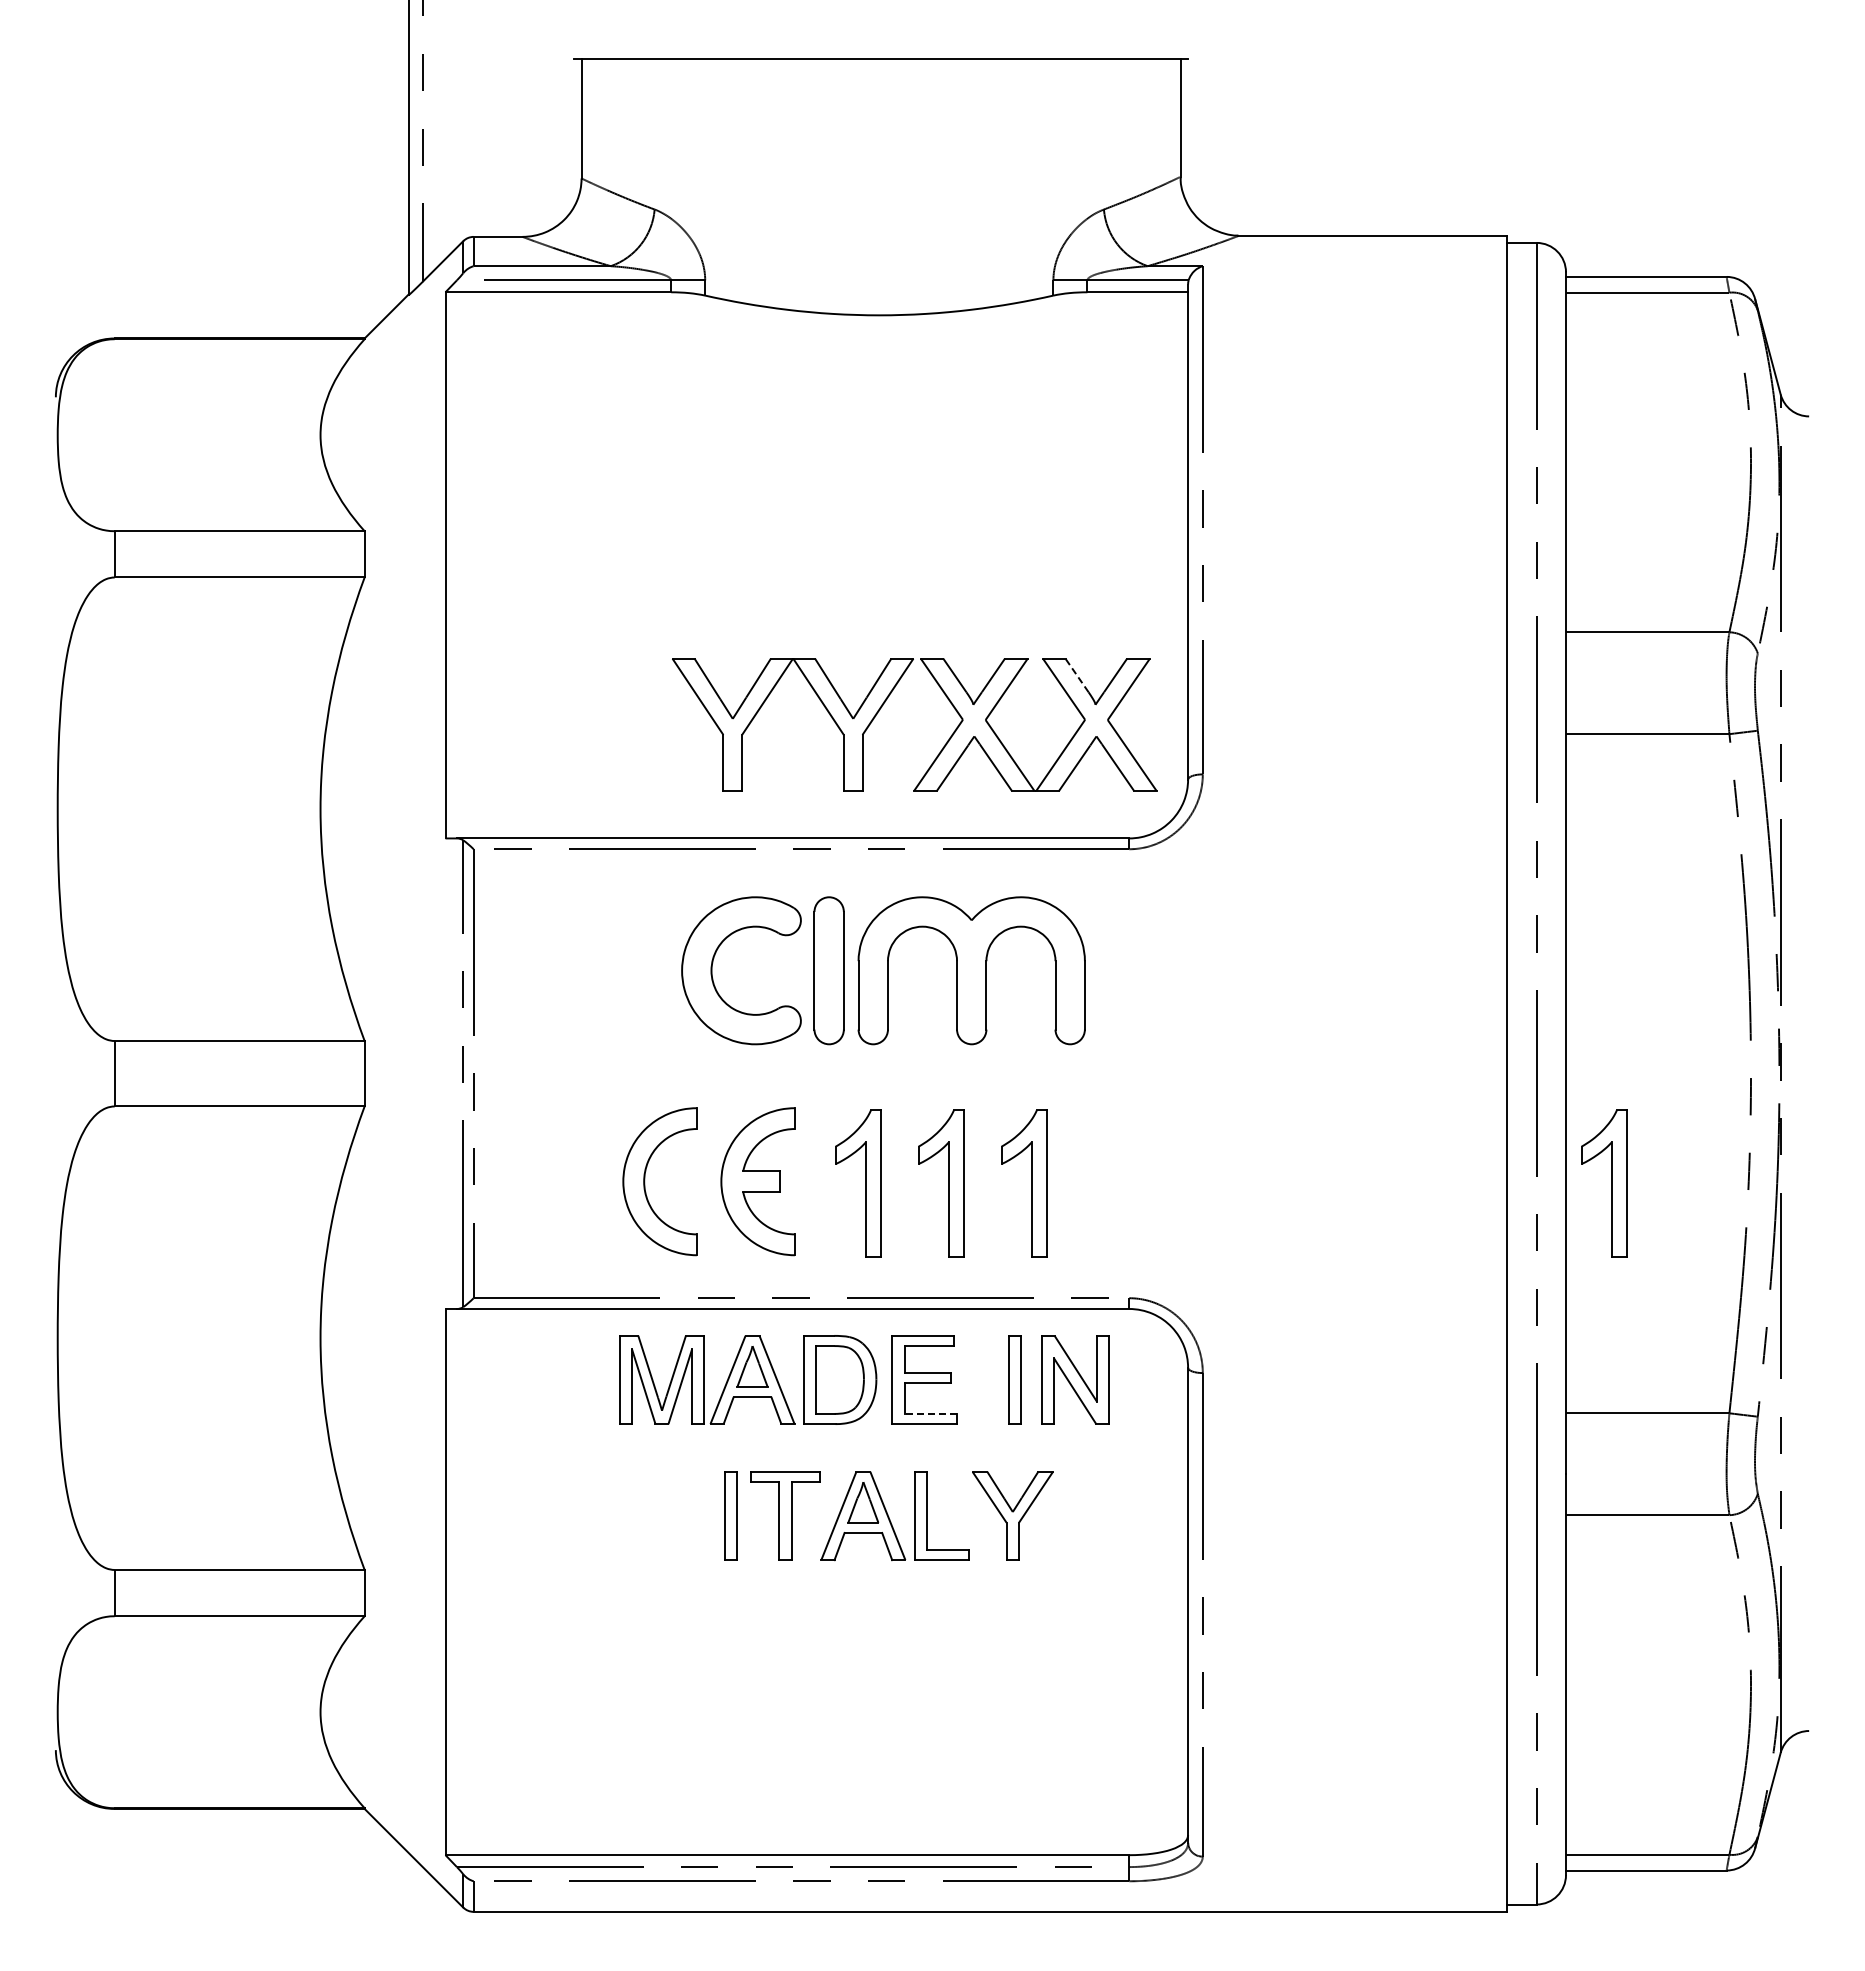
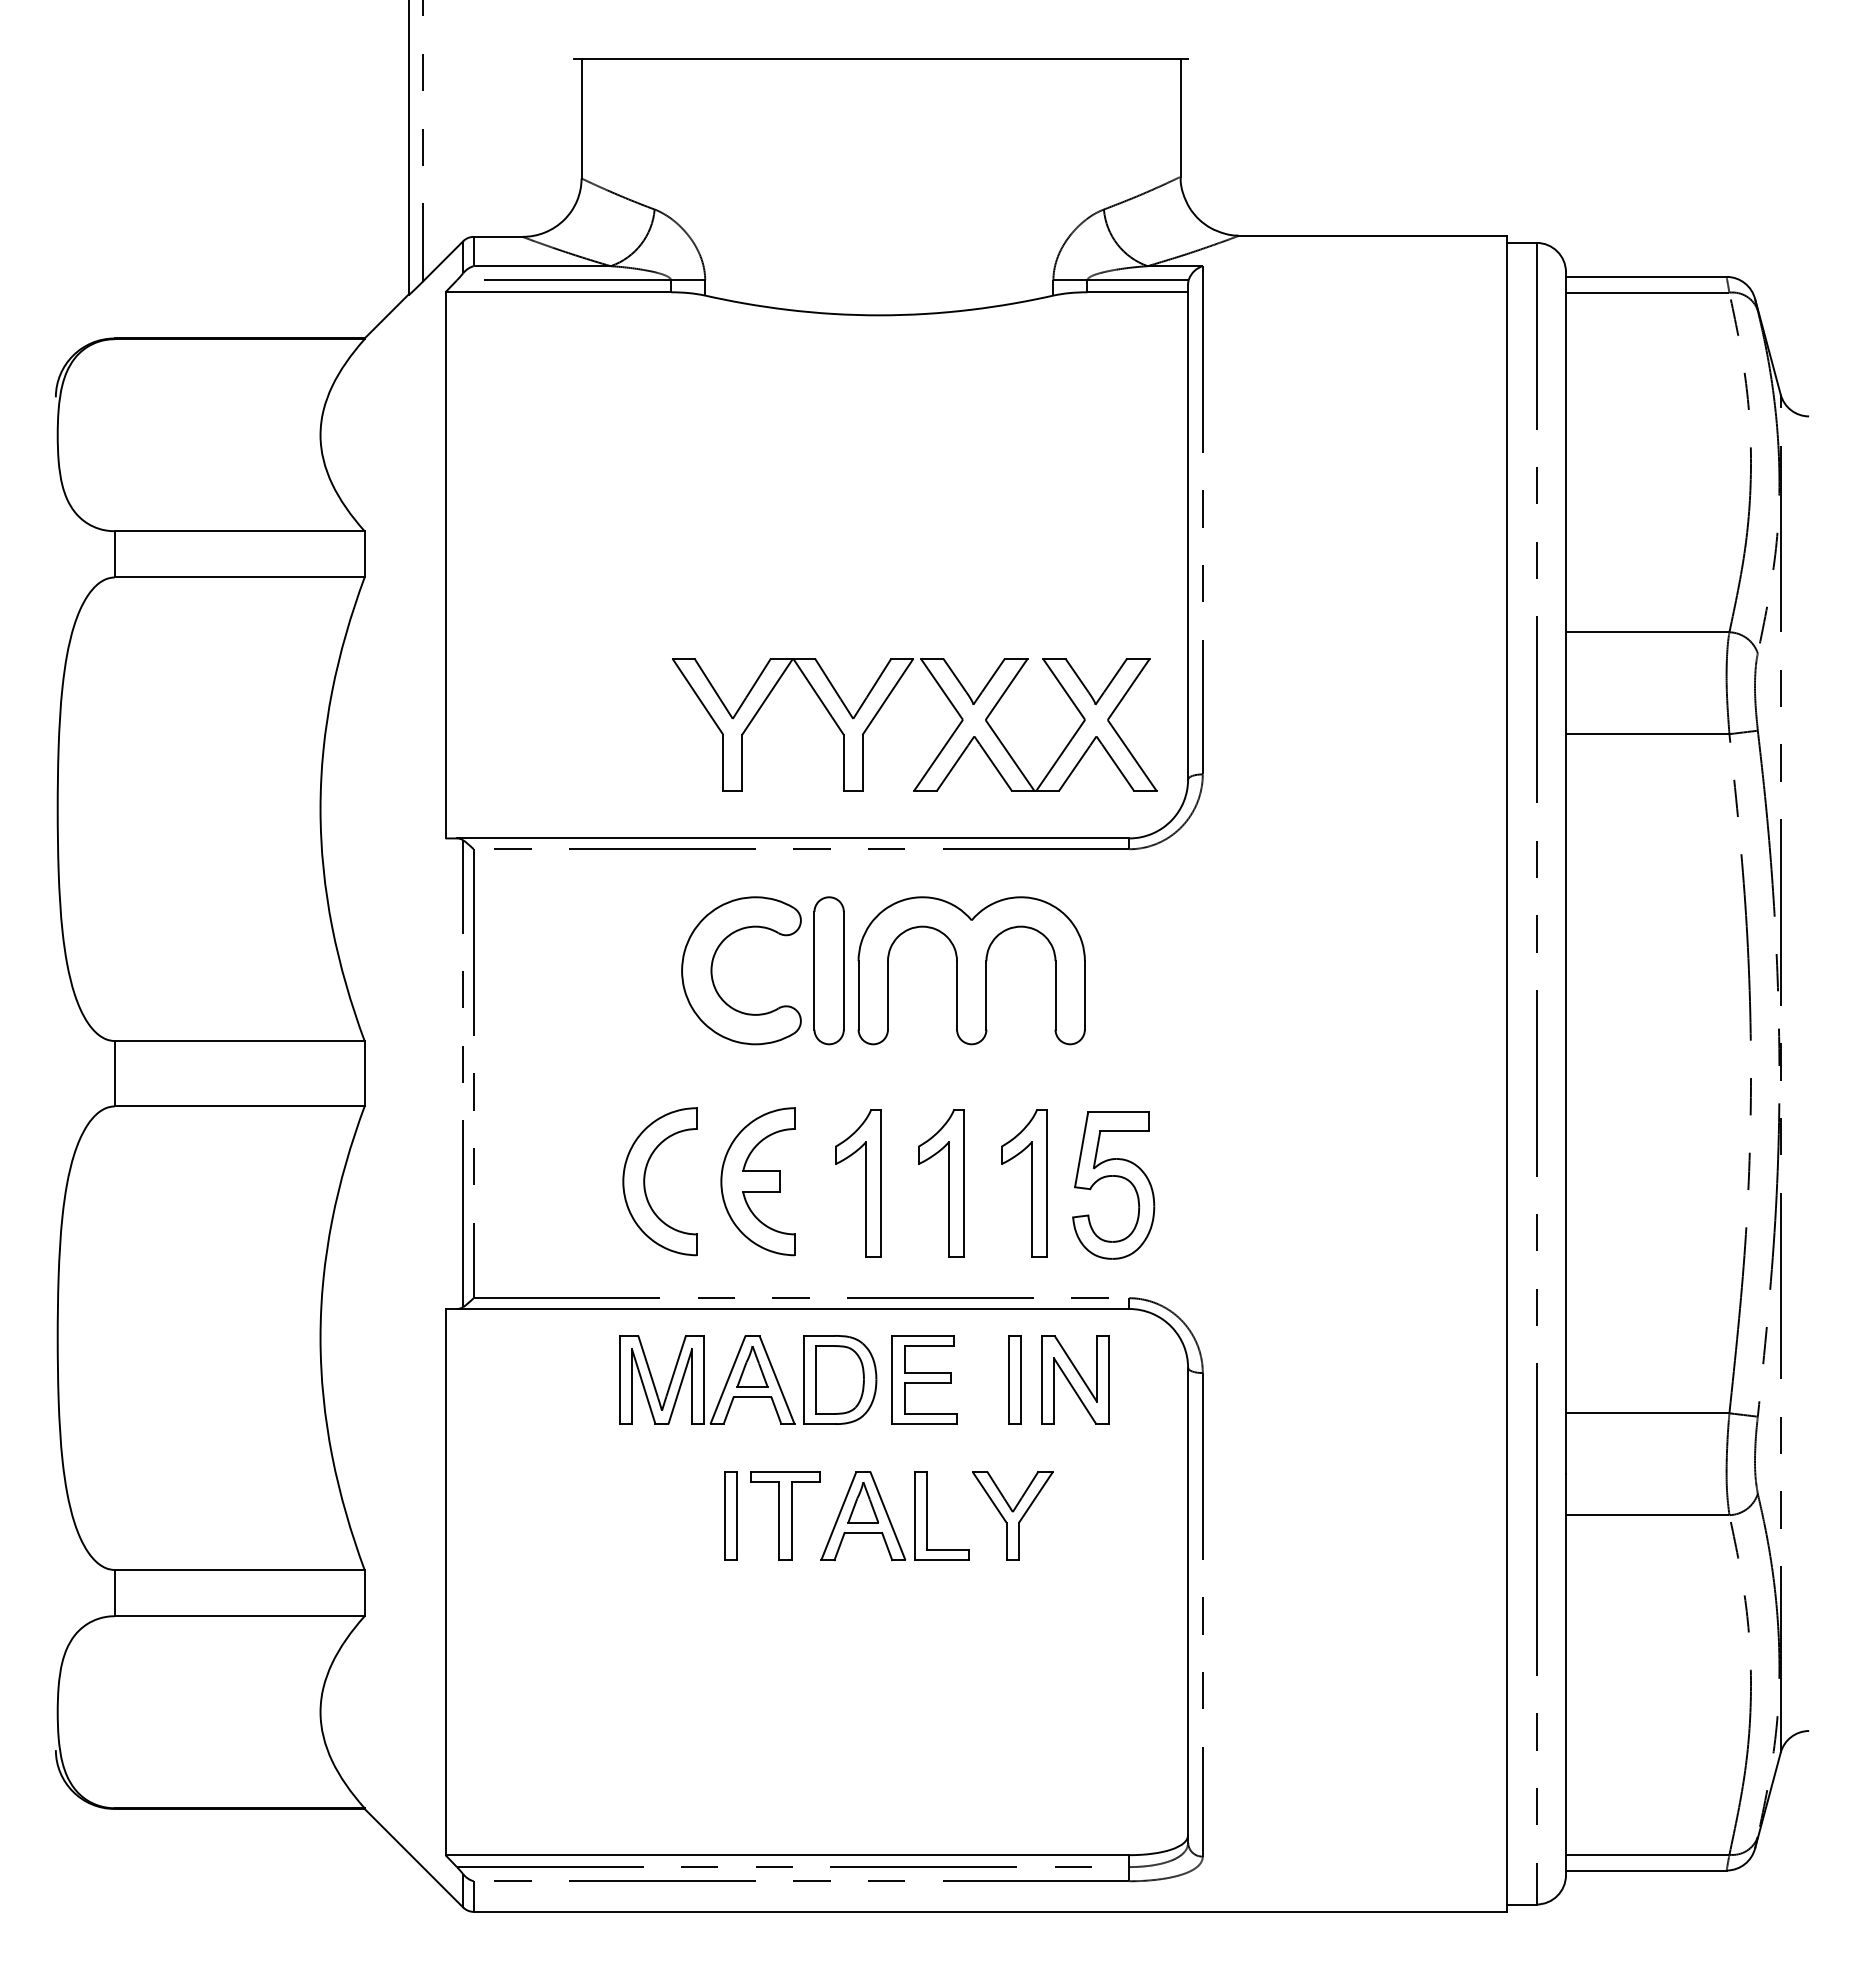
line: dashed -> solid (1076, 675)
part: none -> present (1117, 1177)
part: present -> none (1611, 1183)
line: dashed -> solid (930, 1413)
